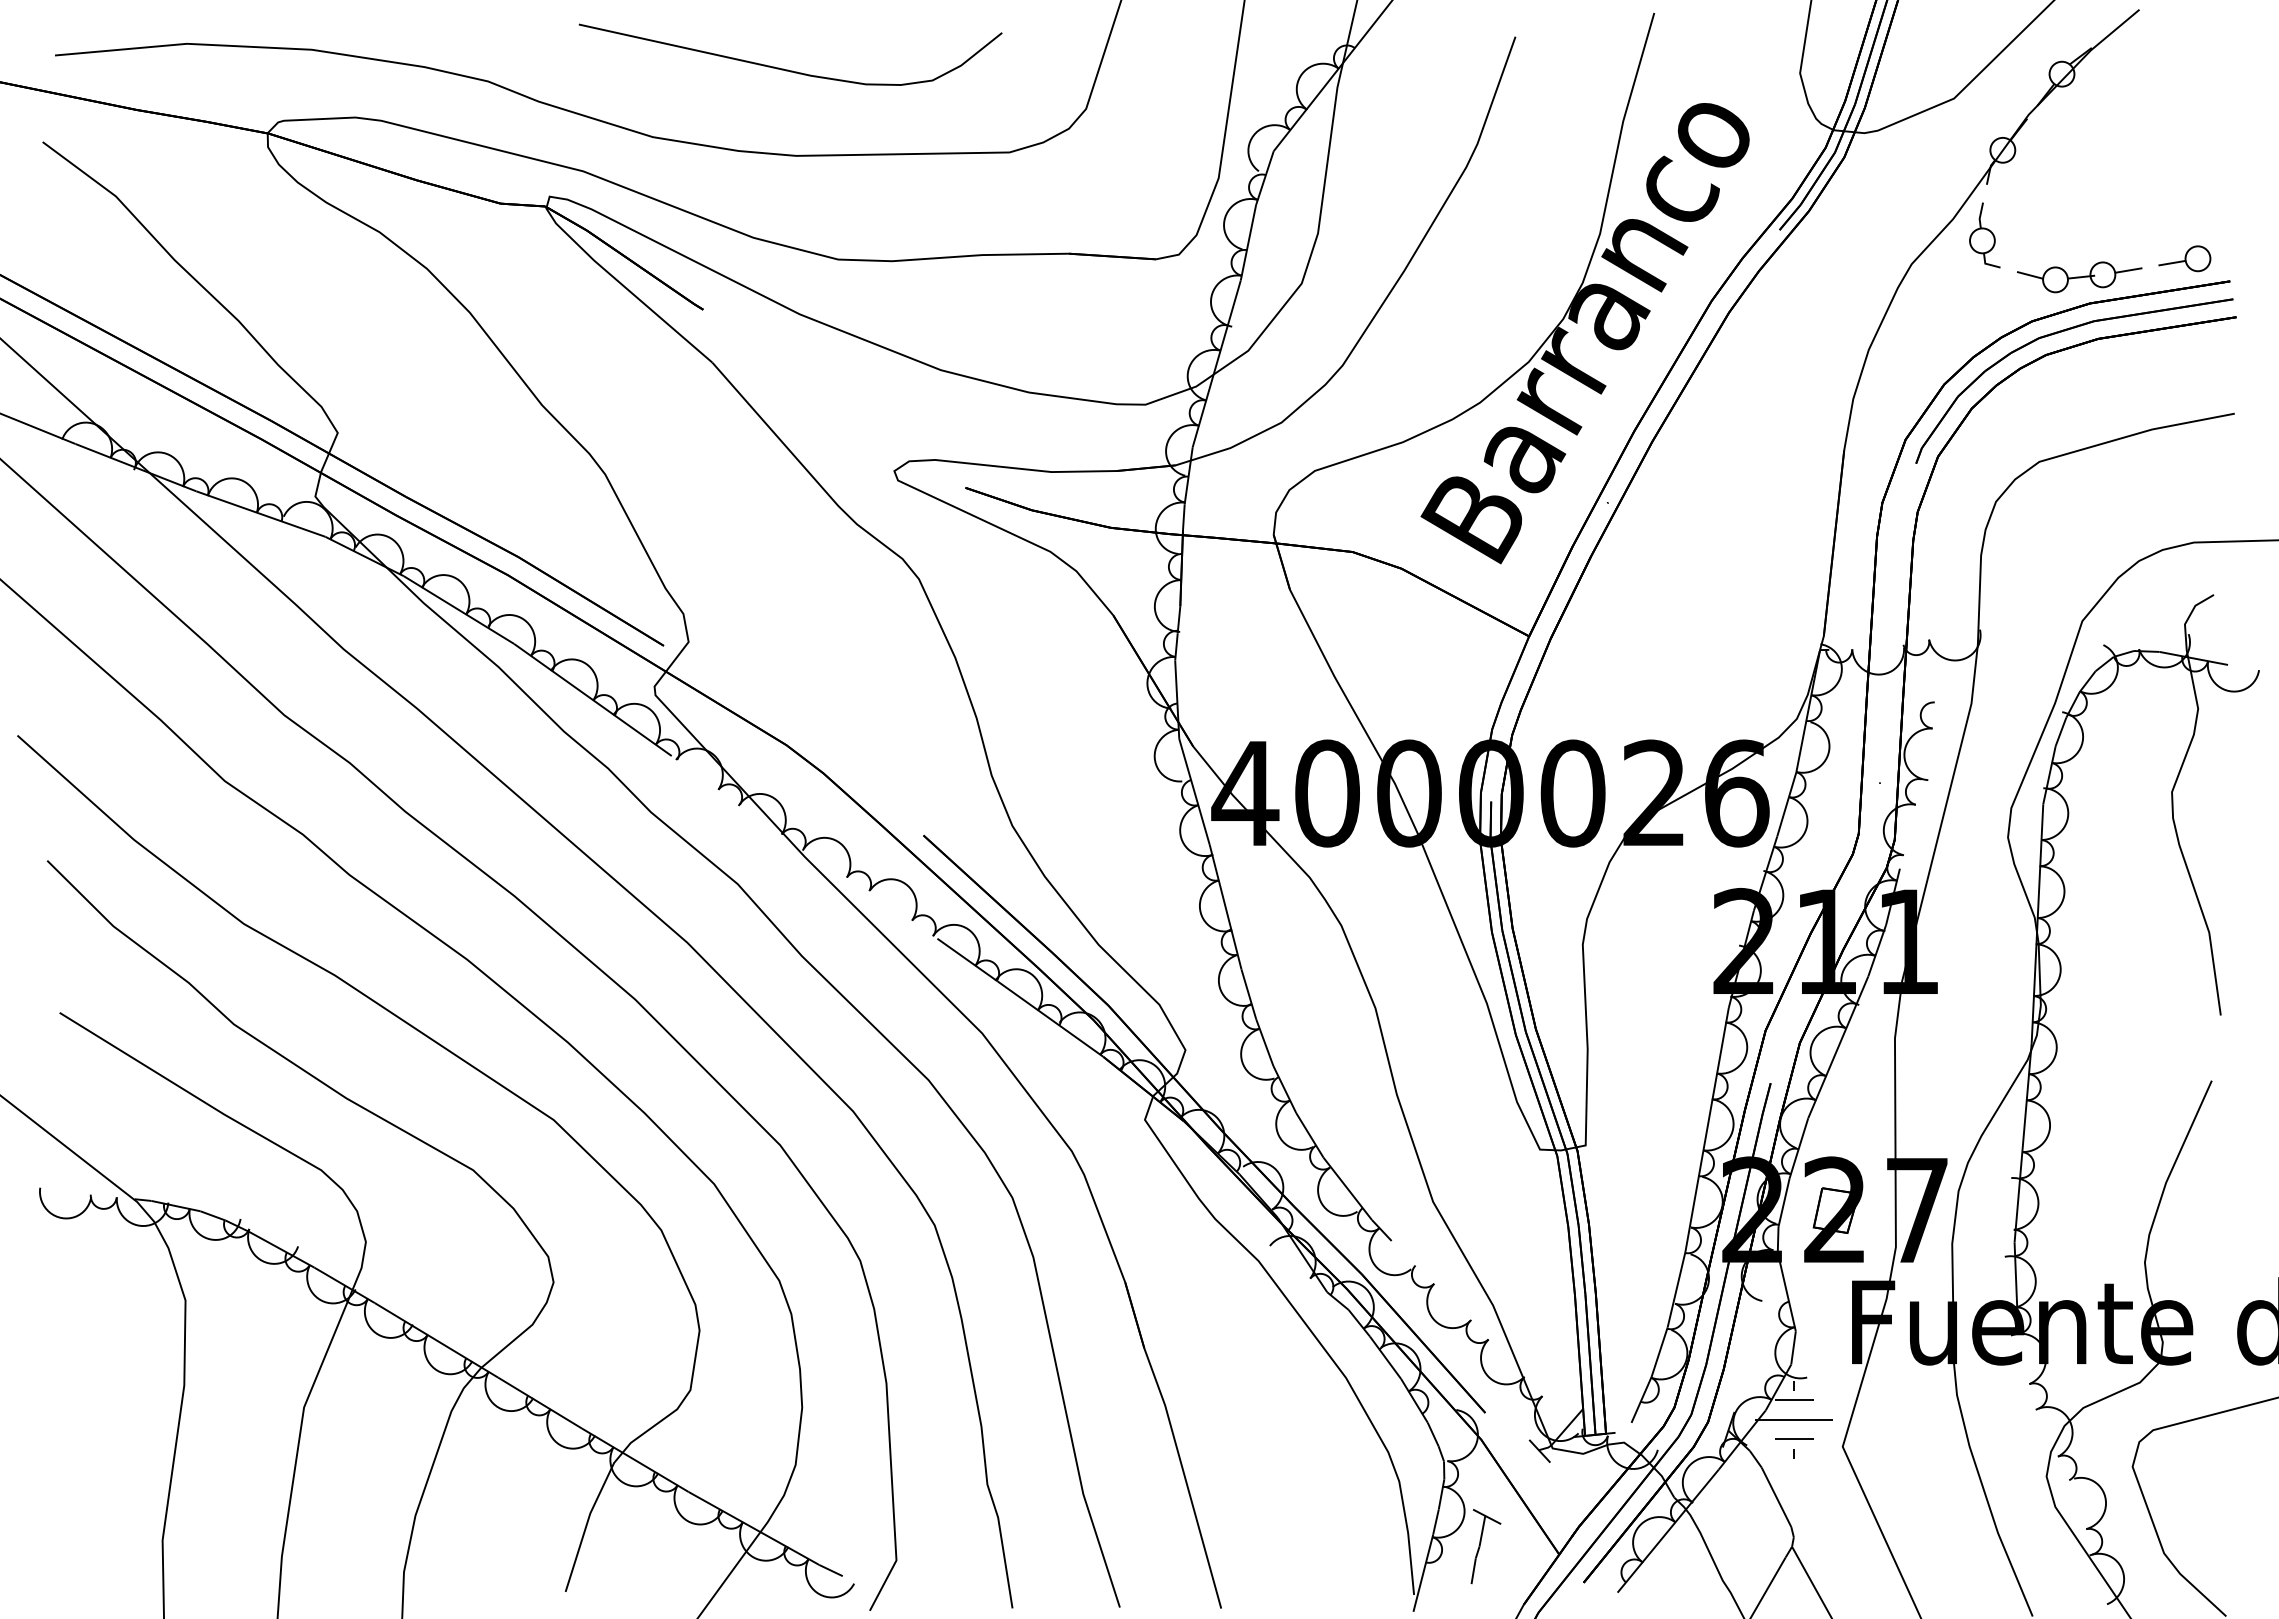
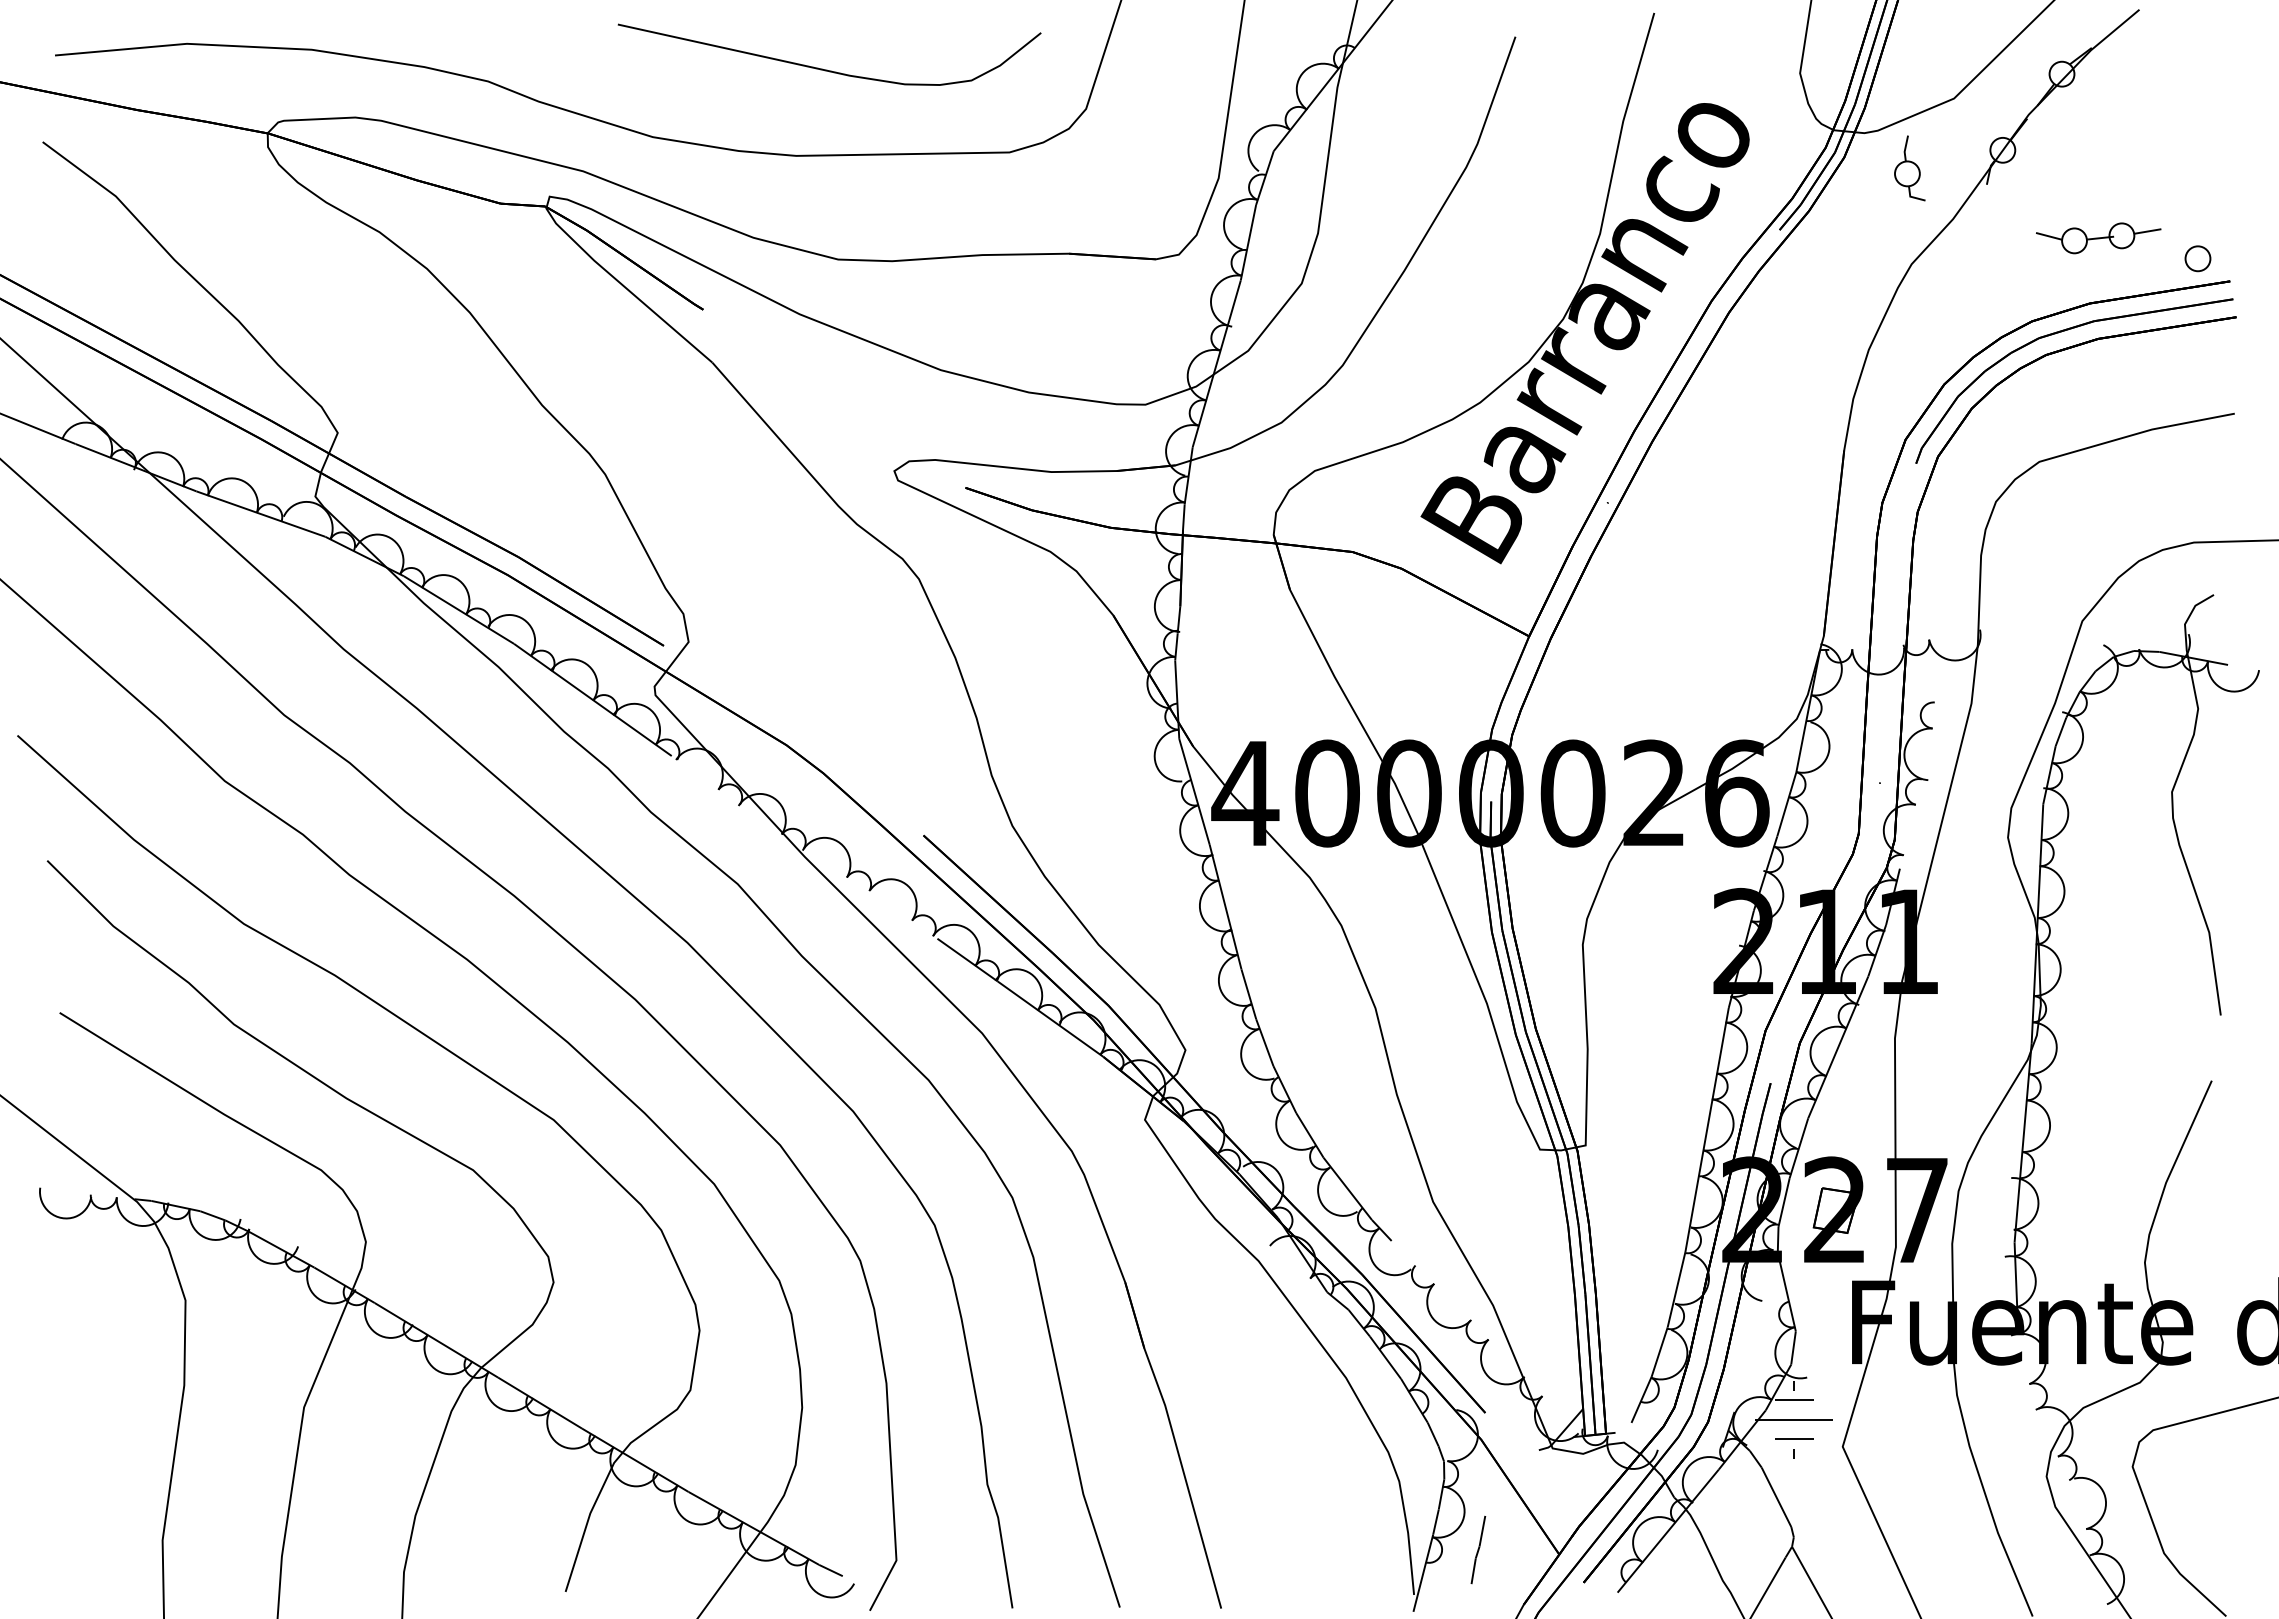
curve position: (788, 69) -> (827, 69) (827, 69)
part position: (1984, 235) -> (1909, 168) (1909, 168)
line: present -> none (2172, 262)
part position: (2079, 277) -> (2098, 238) (2098, 238)
line: present -> none (1539, 1450)
line: present -> none (1487, 1516)
